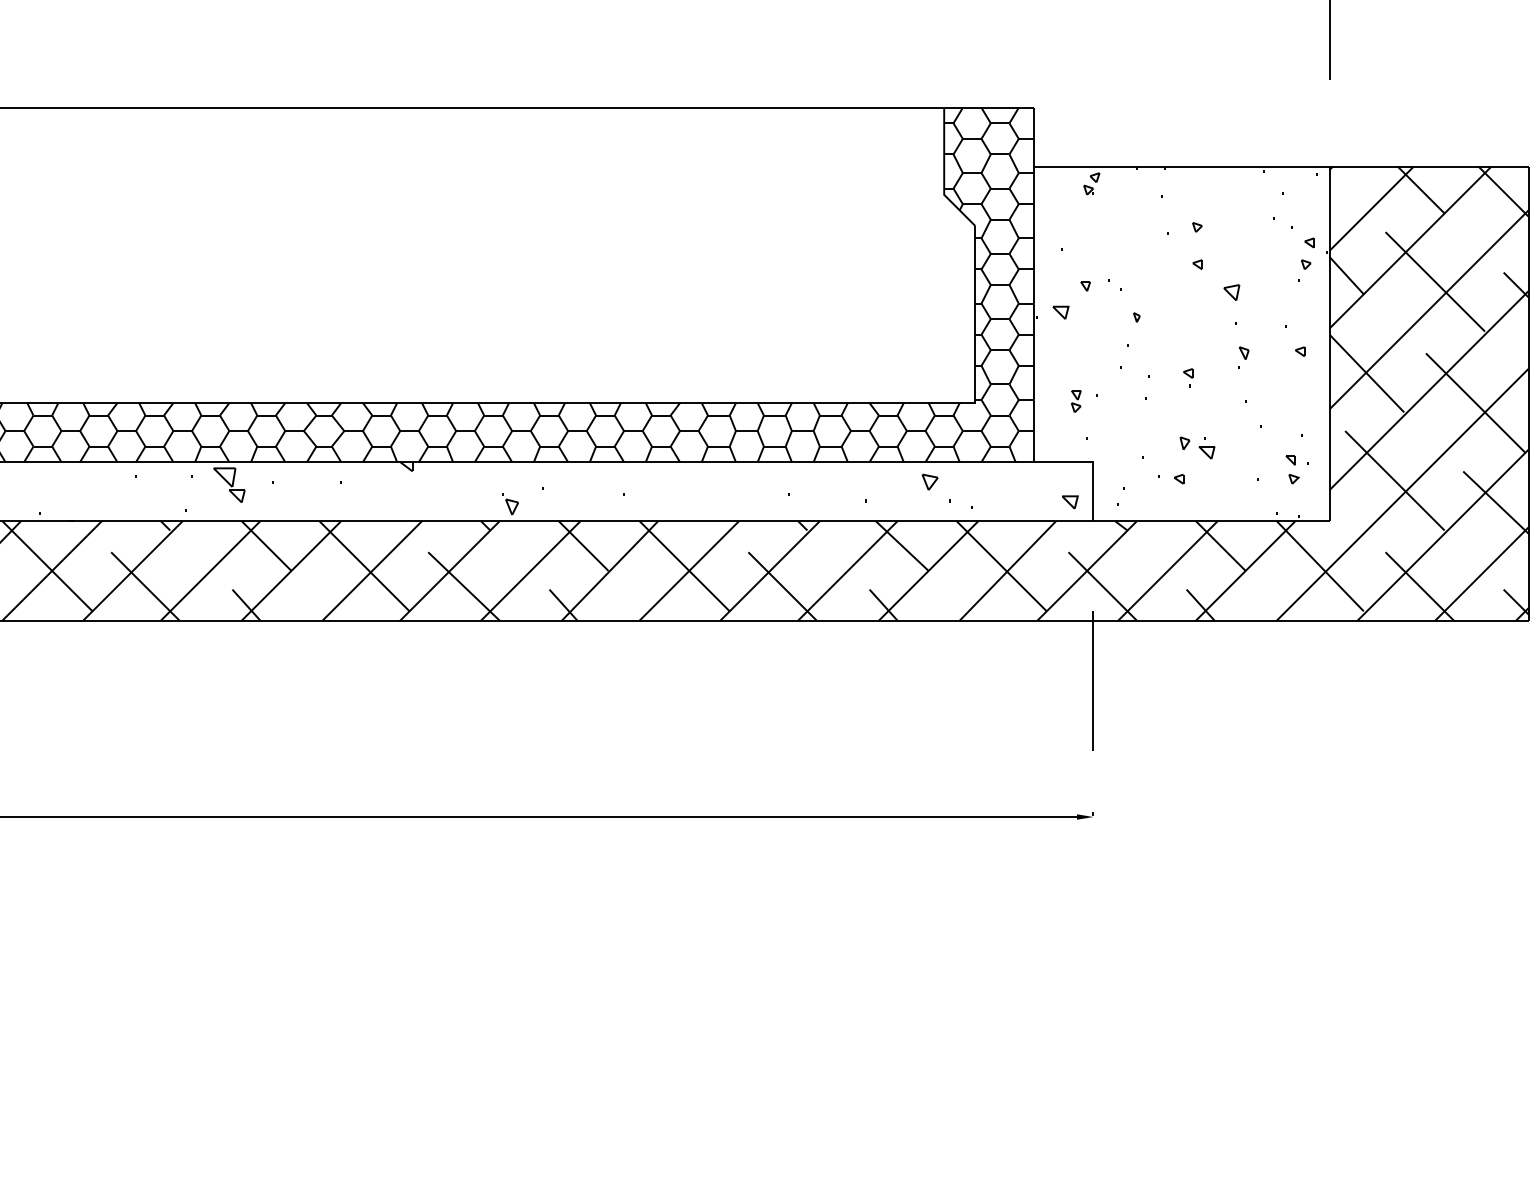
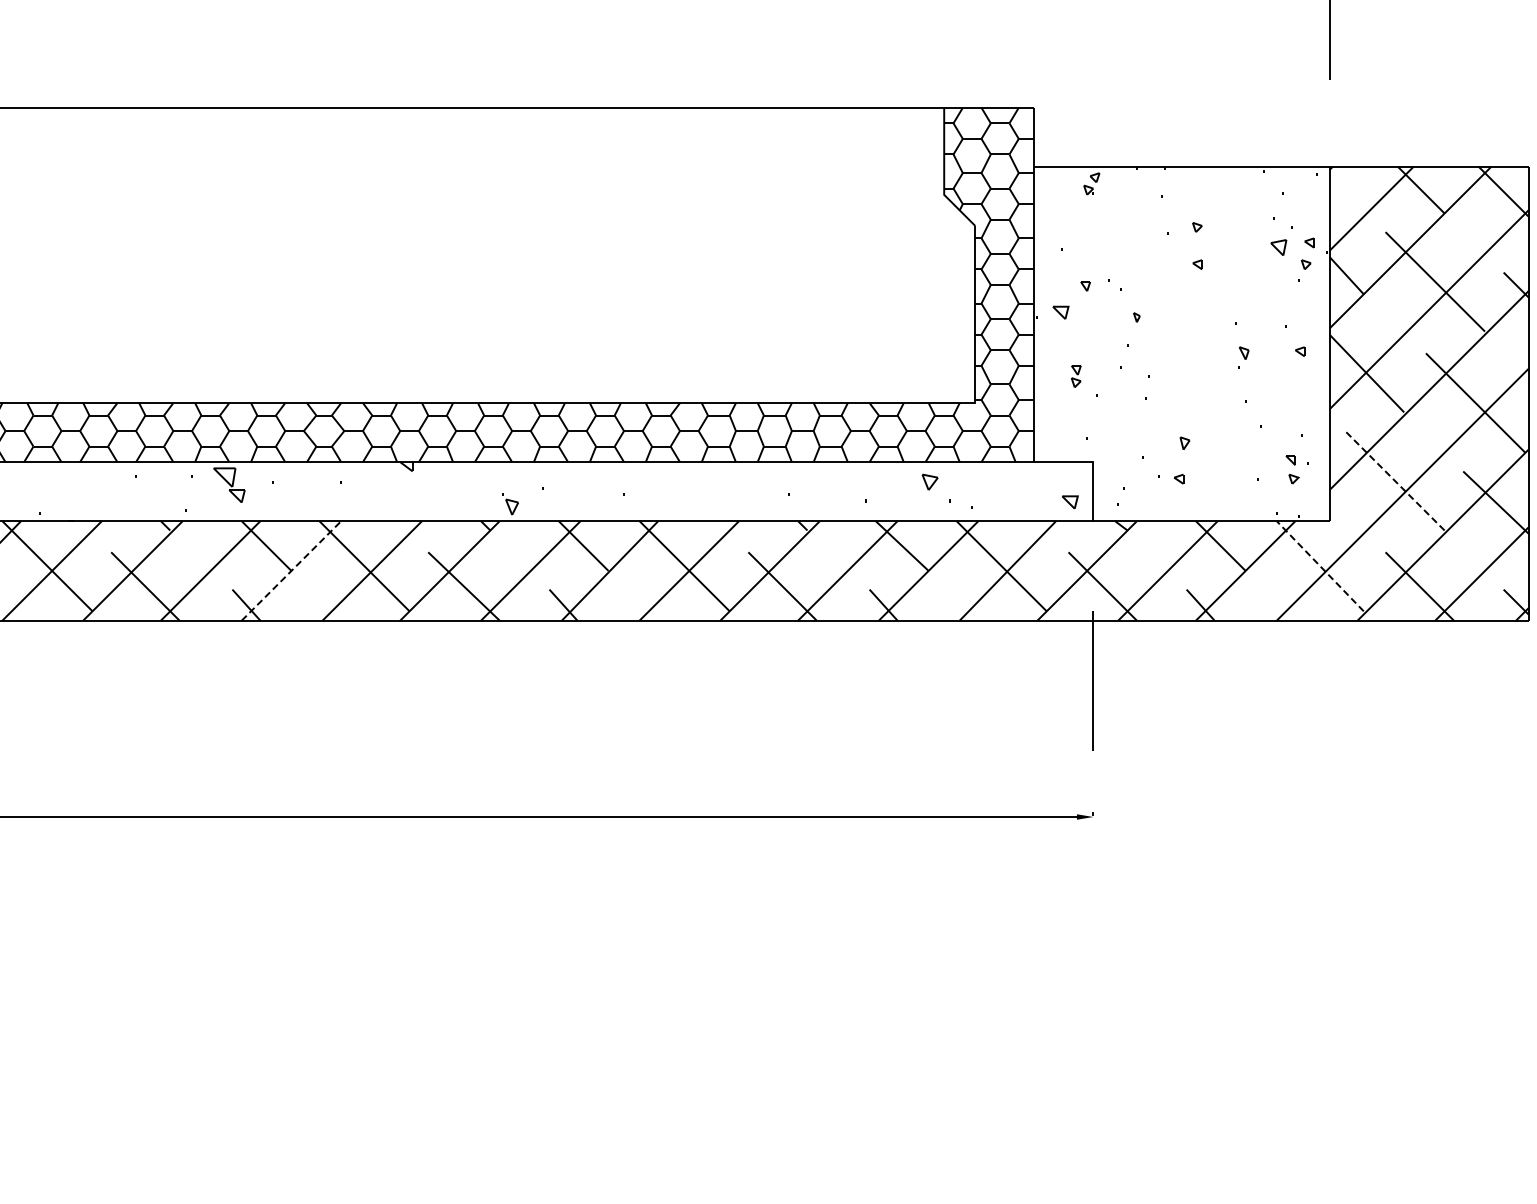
part position: (1231, 292) -> (1278, 247) (1278, 247)
part: present -> none (1188, 377)
part position: (1076, 401) -> (1076, 376) (1076, 376)
part: present -> none (1206, 448)
line: solid -> dashed (1394, 480)
line: solid -> dashed (1320, 566)
line: solid -> dashed (291, 570)
